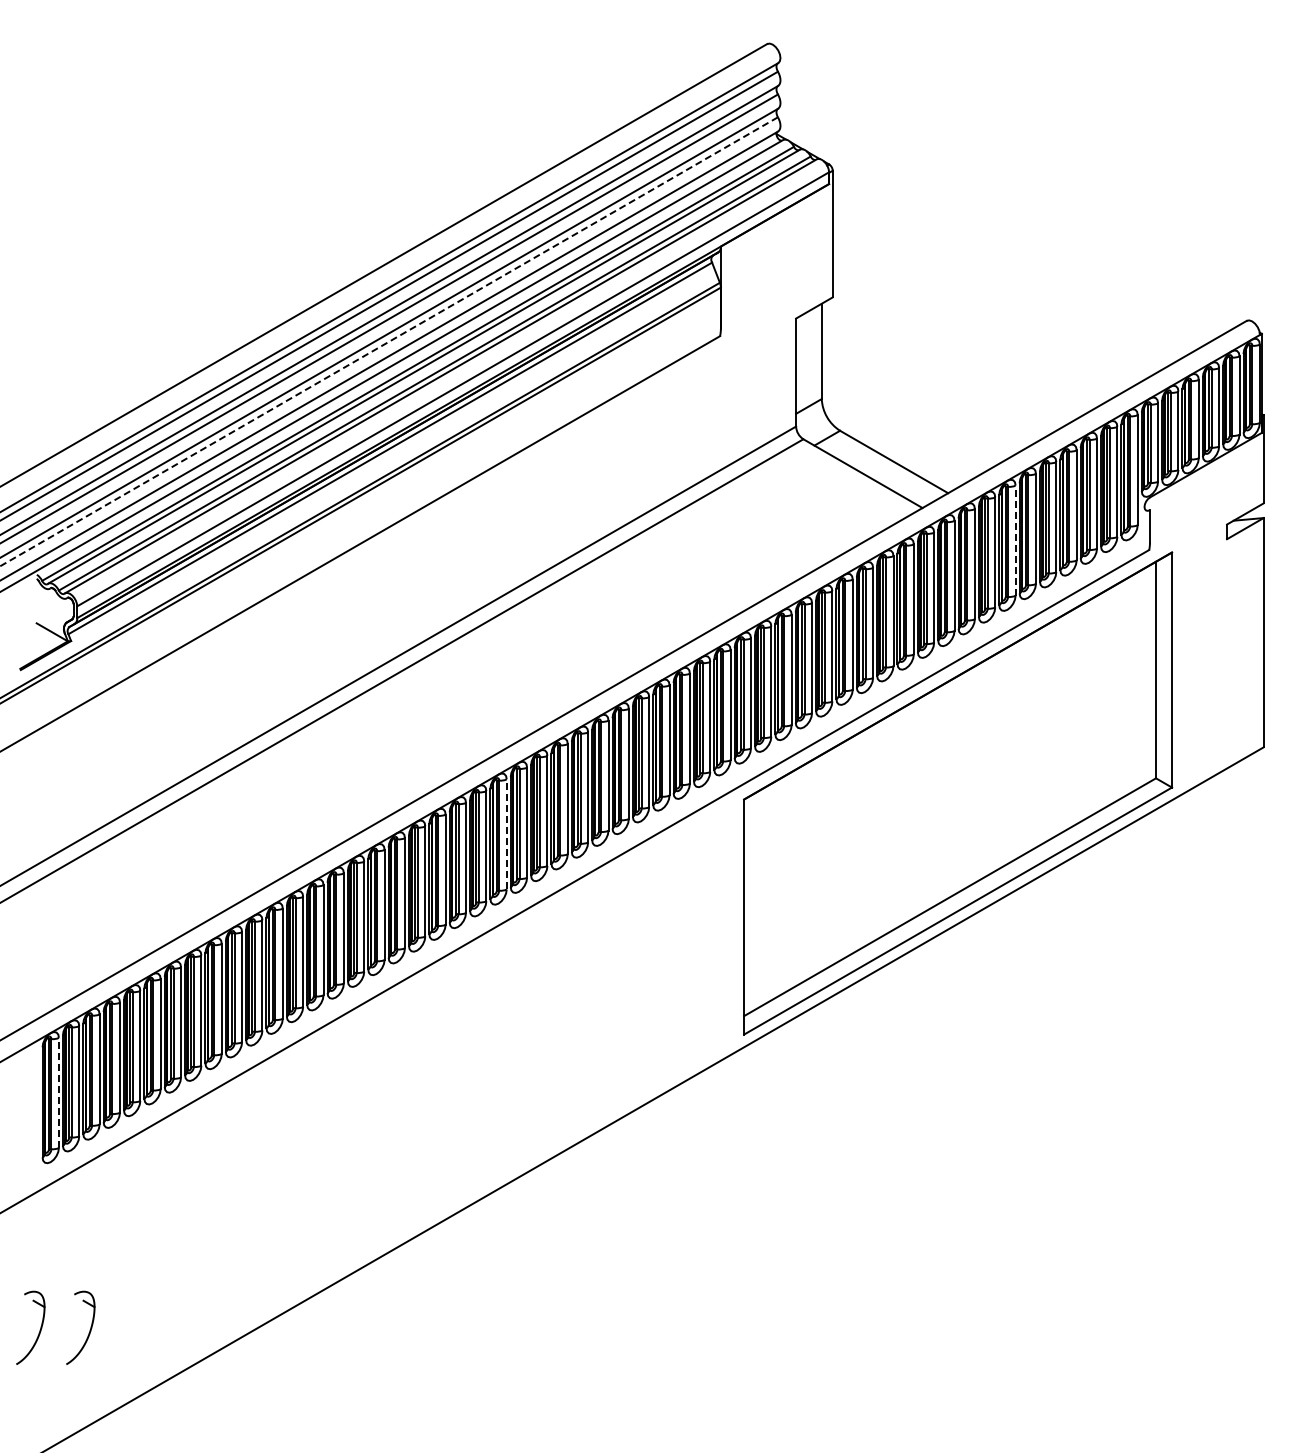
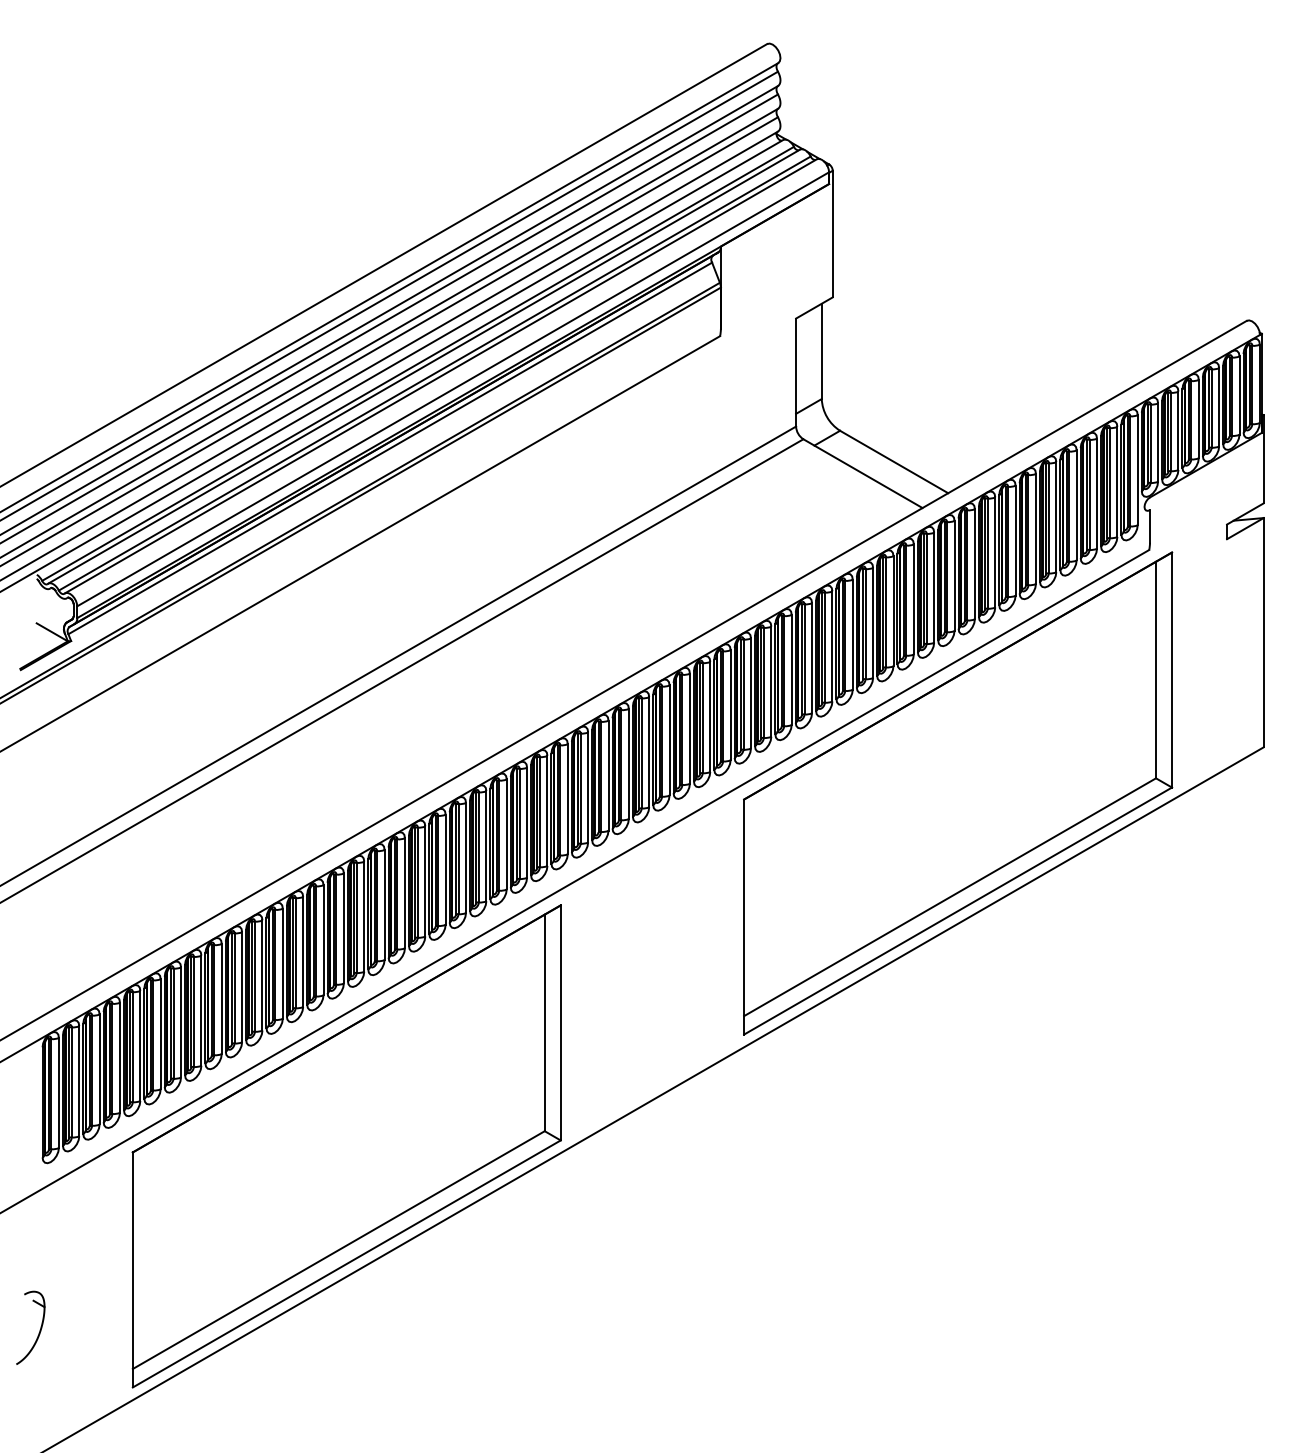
line: dashed -> solid (389, 341)
line: dashed -> solid (1015, 540)
line: dashed -> solid (506, 833)
line: dashed -> solid (58, 1092)
part: none -> present (346, 1146)
part: present -> none (89, 1330)
